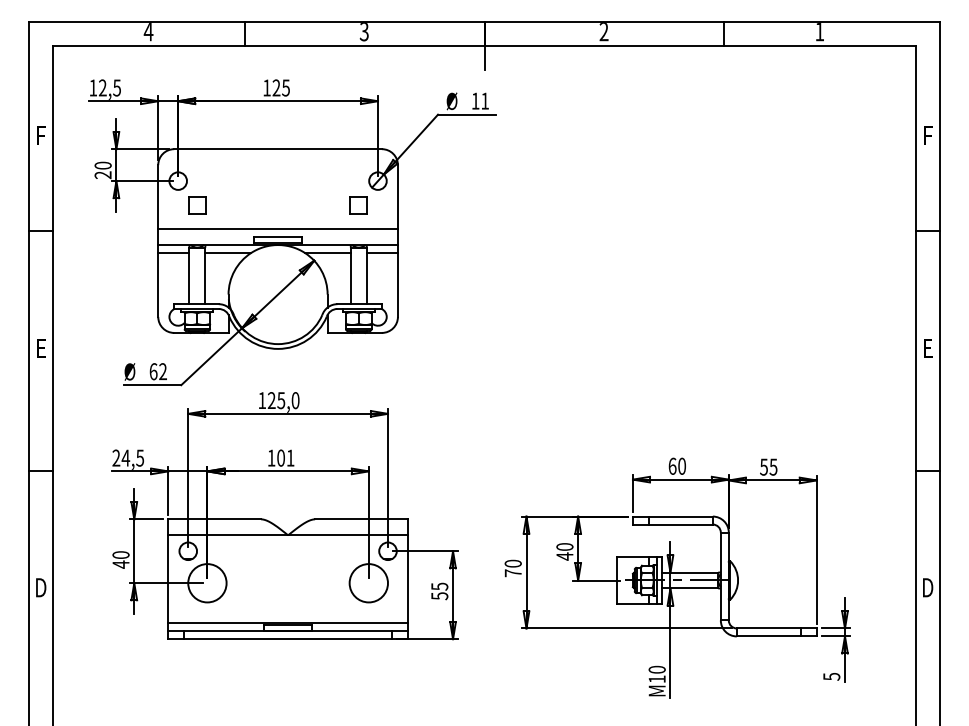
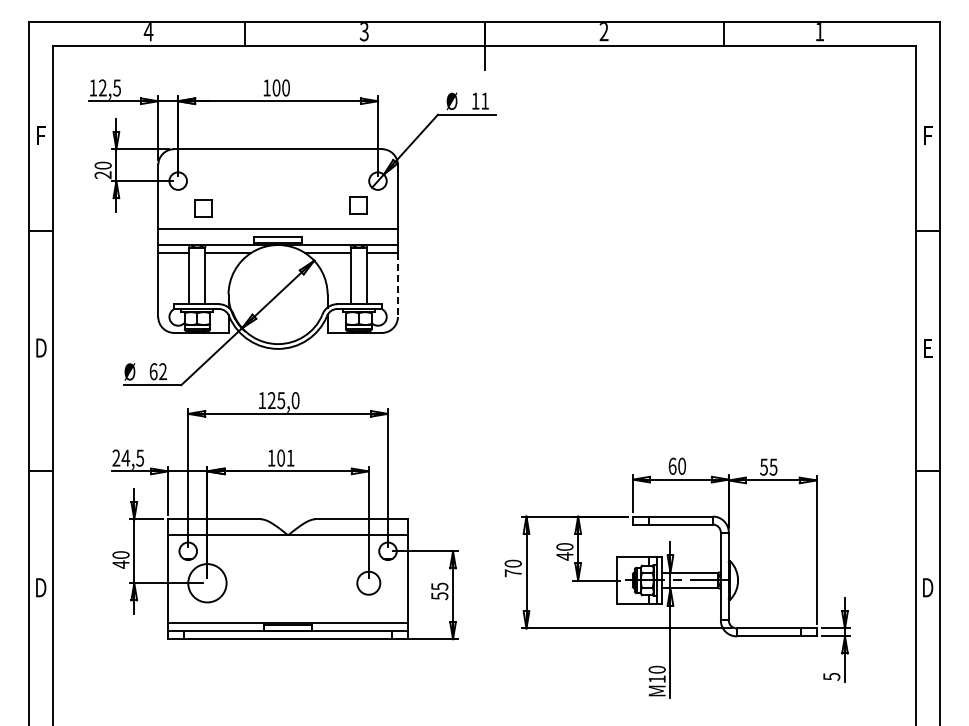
text: 125 -> 100 (280, 87)
part position: (197, 205) -> (203, 208) (203, 208)
line: solid -> dashed (397, 285)
text: E -> D (41, 347)
circle diameter: 38 px -> 23 px (368, 582)
